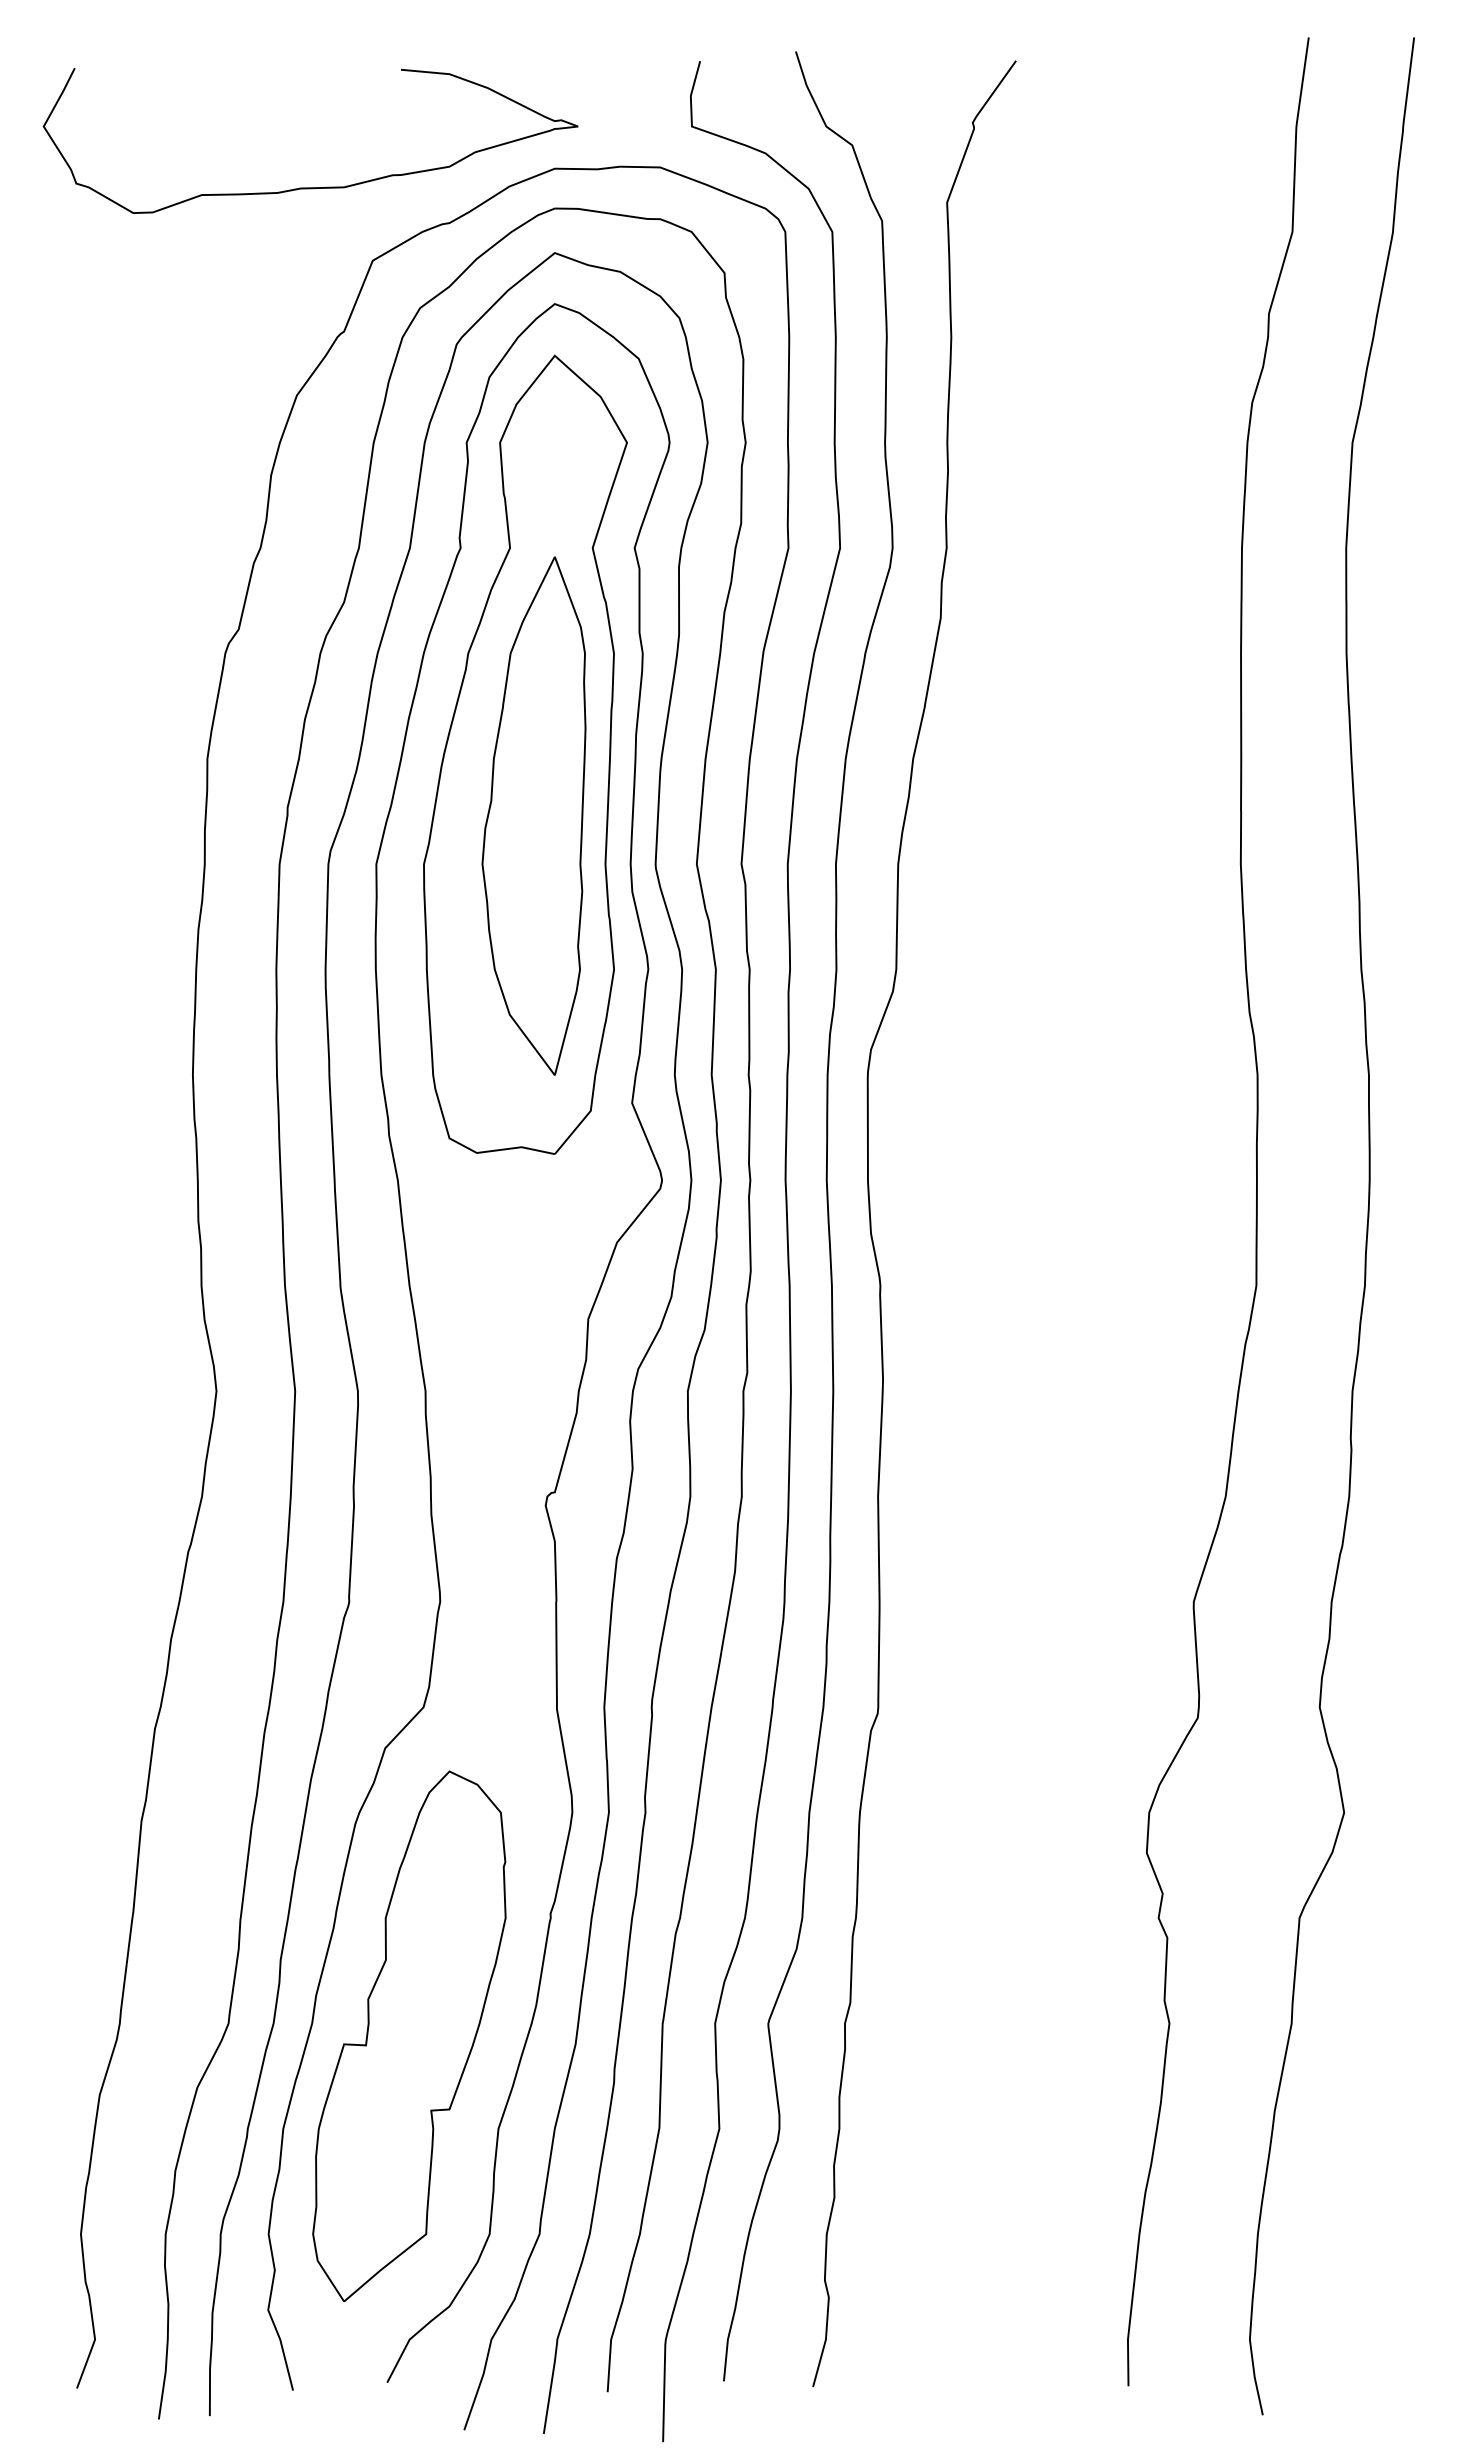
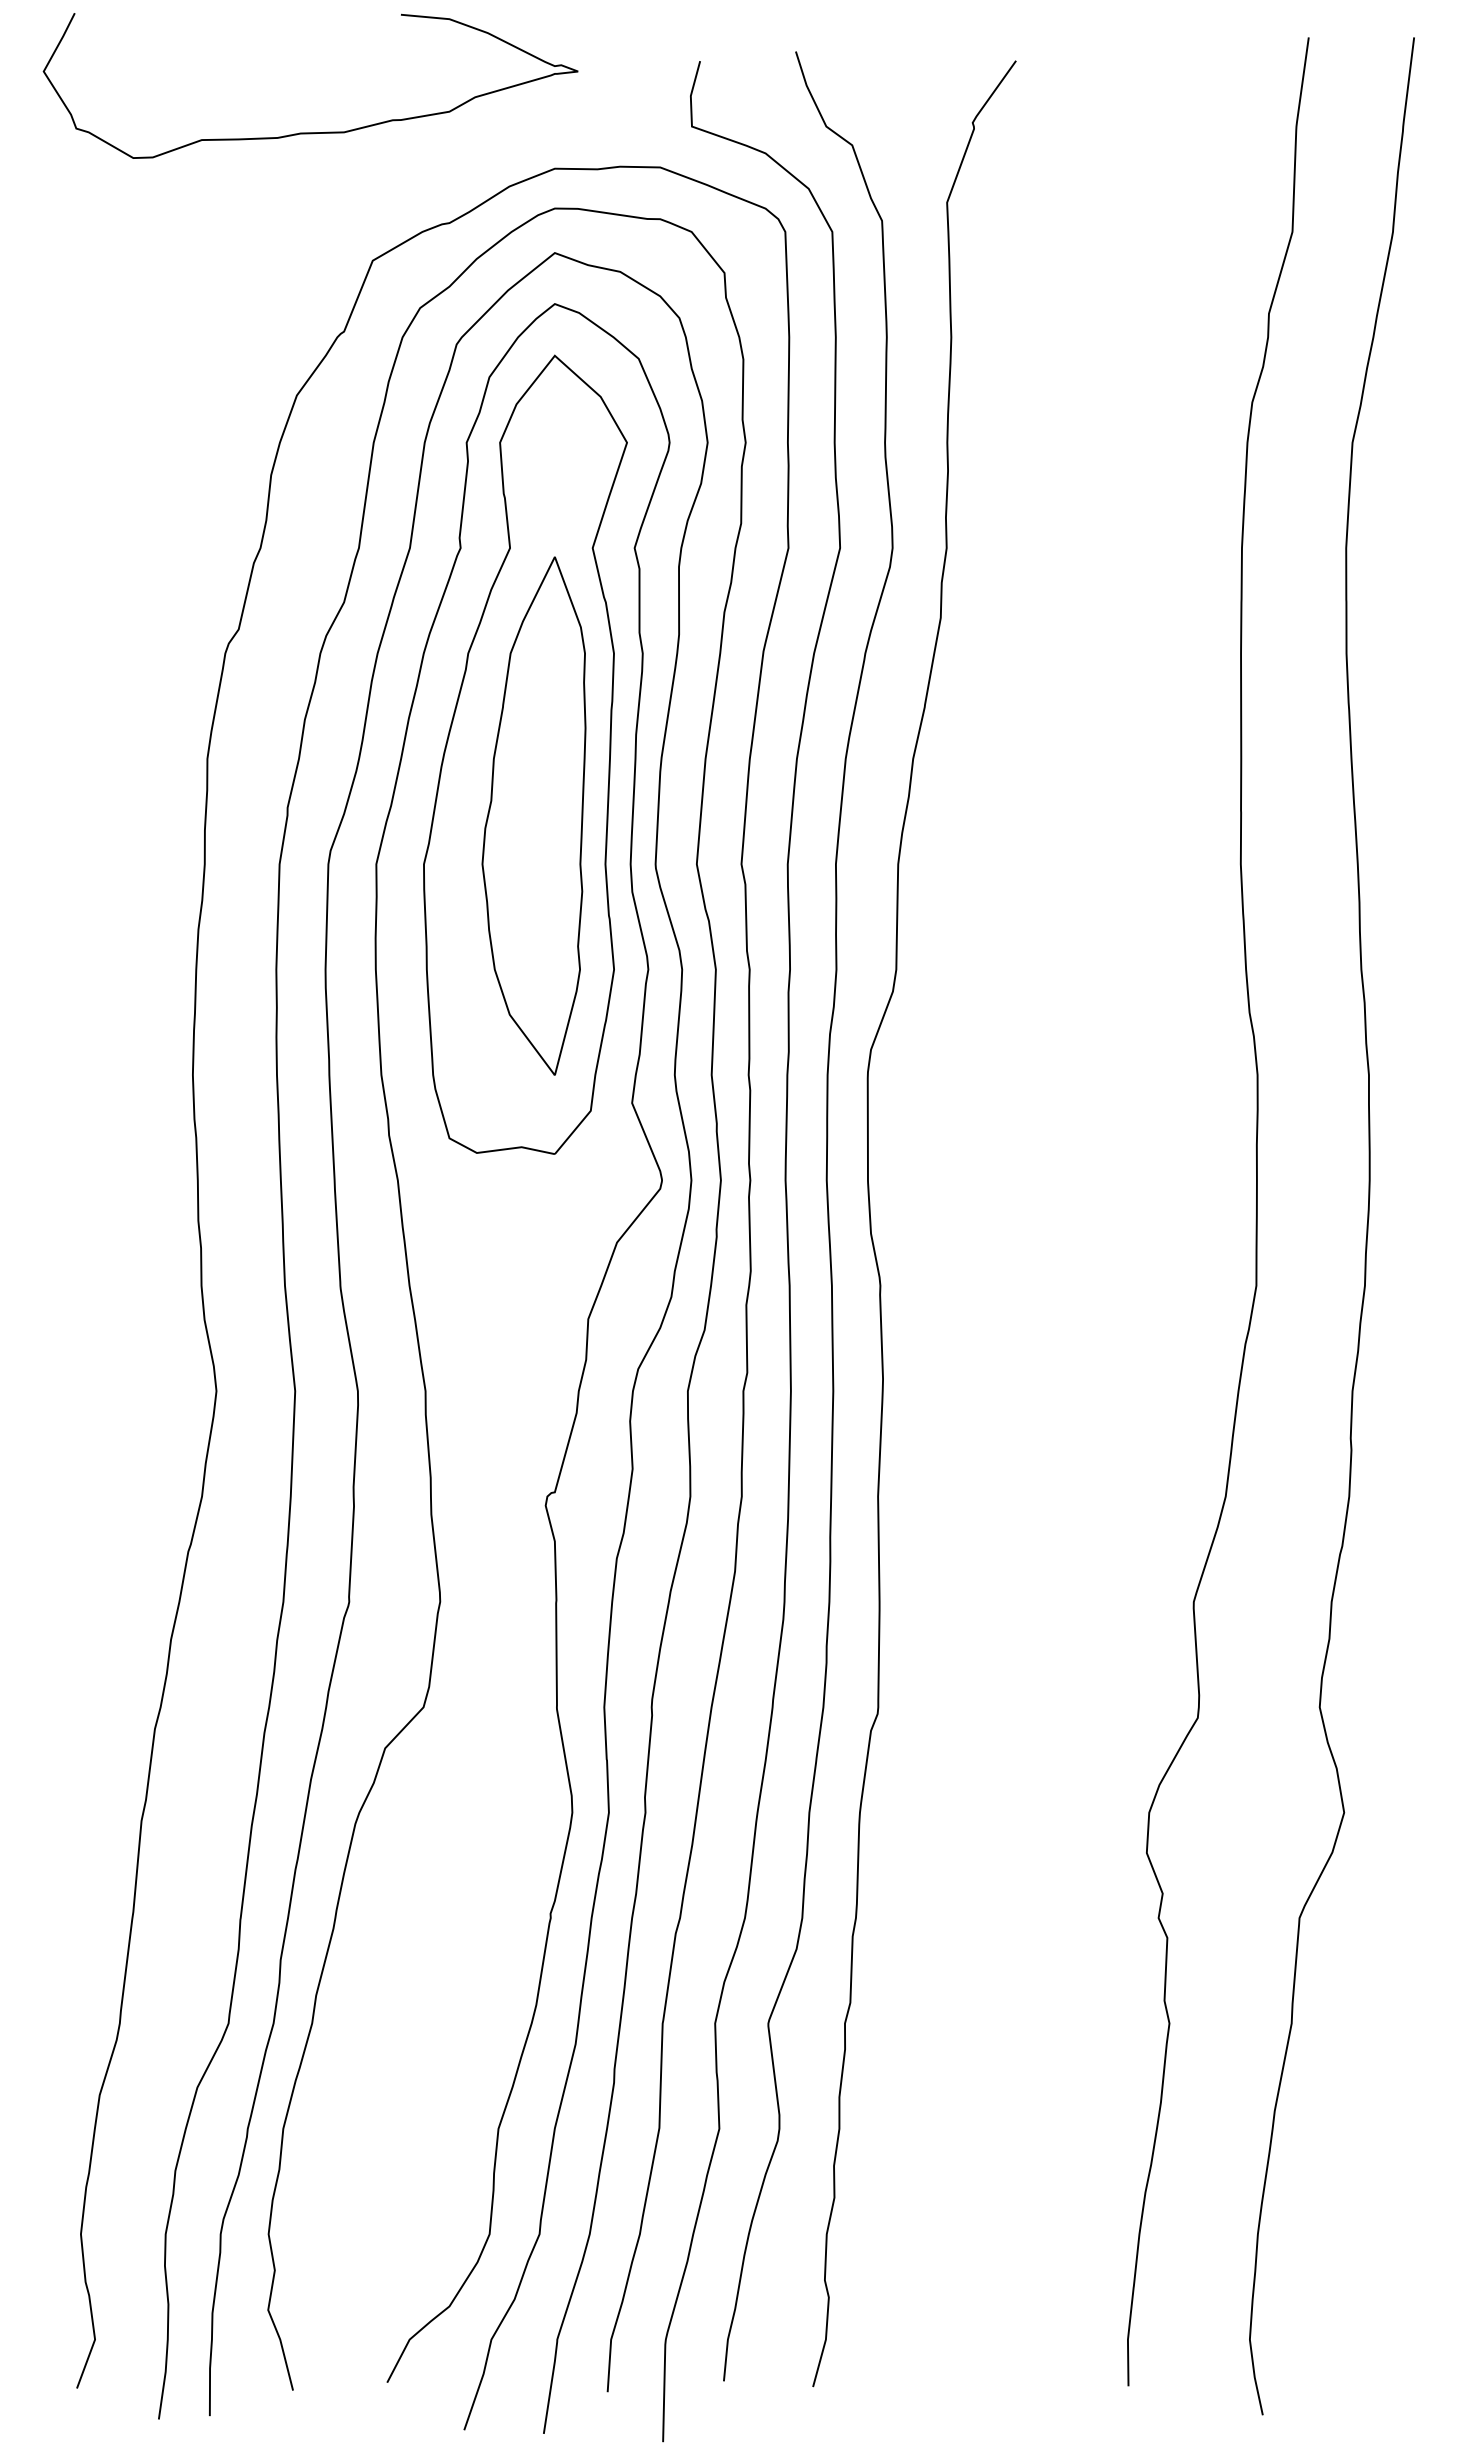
curve position: (310, 187) -> (310, 132) (310, 132)
part: present -> none (409, 2035)
